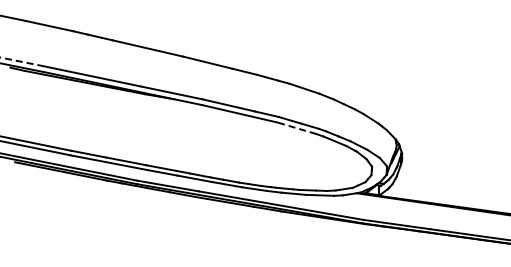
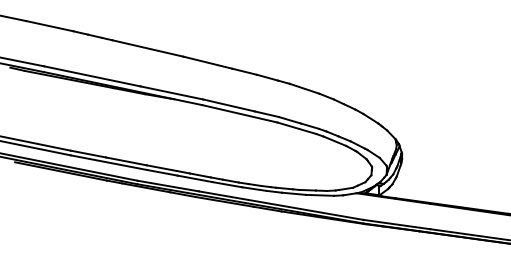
line: dashed -> solid (21, 61)
line: dashed -> solid (296, 128)
